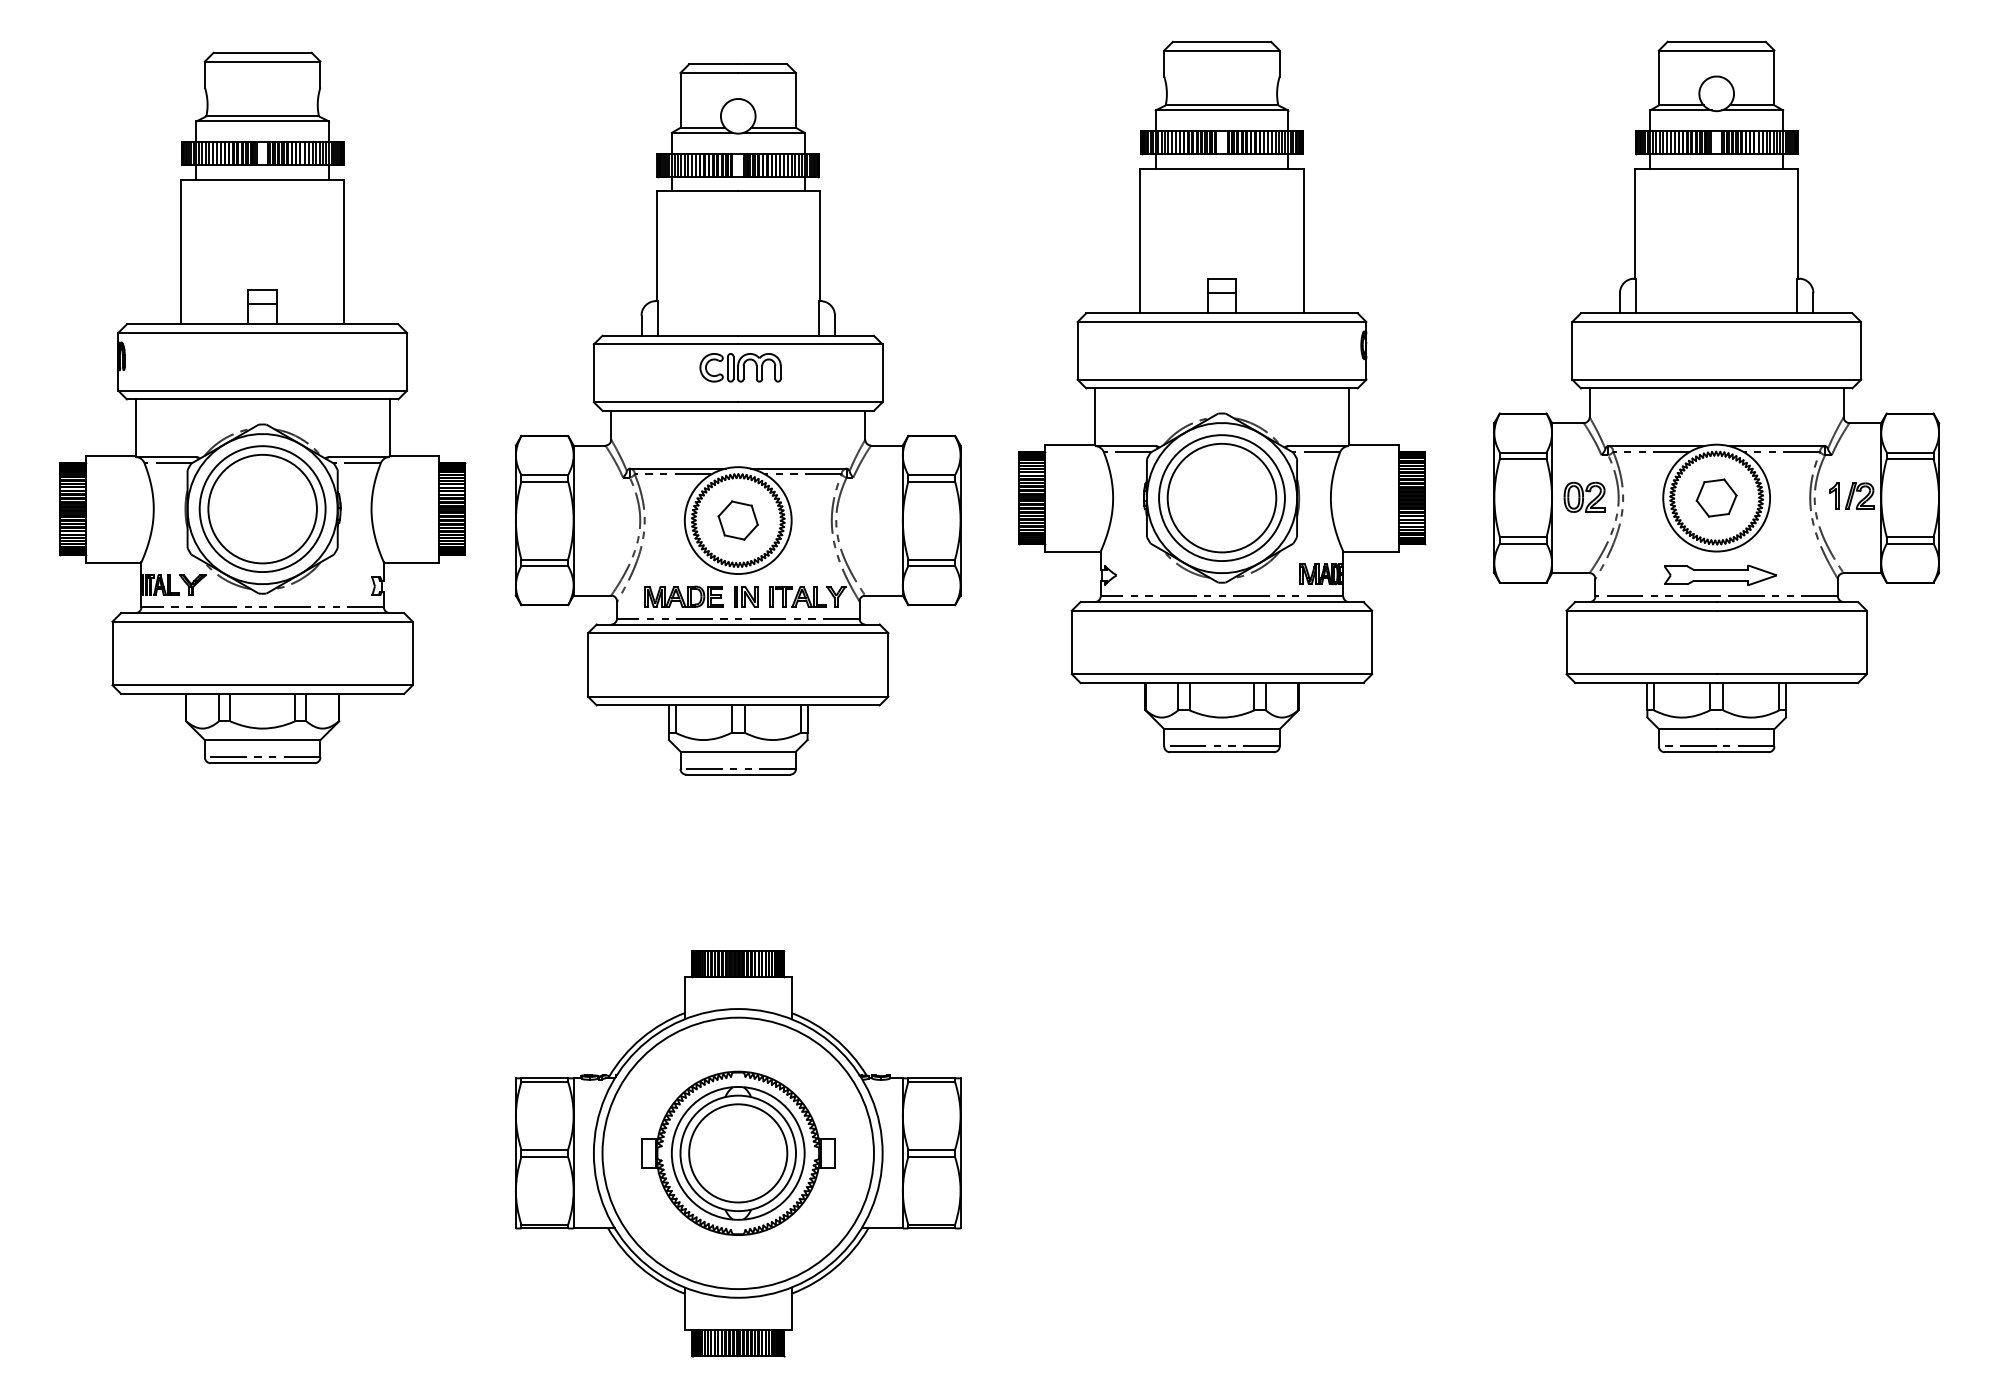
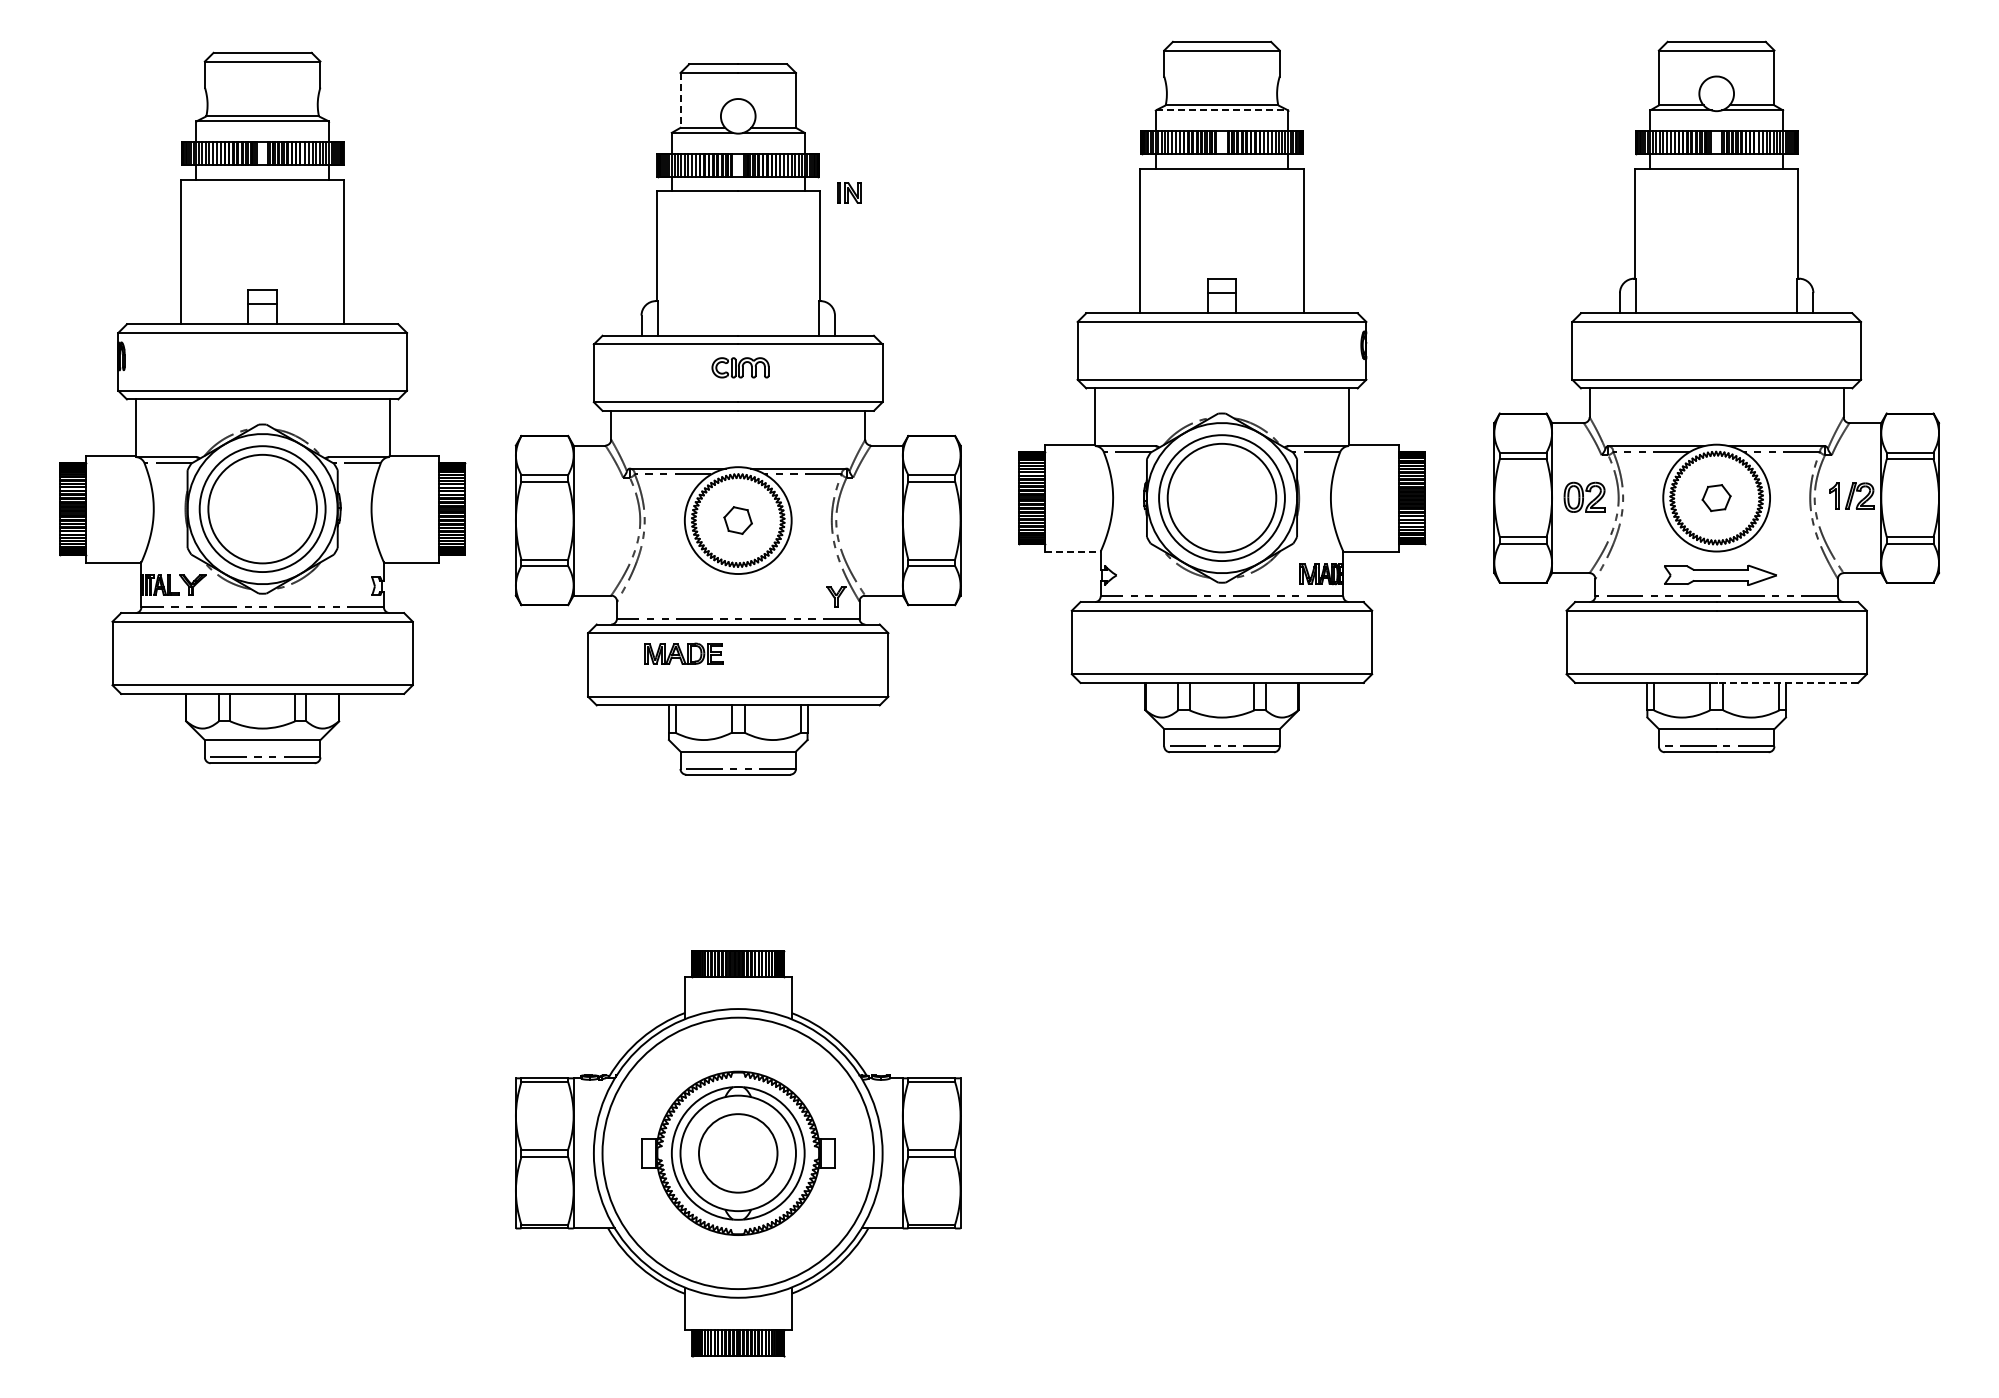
line: solid -> dashed (680, 100)
line: solid -> dashed (1222, 110)
part size: 83x30 px -> 59x22 px (740, 367)
part size: 43x40 px -> 31x29 px (1716, 498)
part size: 42x41 px -> 30x29 px (737, 520)
line: solid -> dashed (1073, 551)
part position: (683, 596) -> (683, 653) (683, 653)
part position: (746, 596) -> (849, 192) (849, 192)
part: present -> none (797, 596)
line: solid -> dashed (1787, 682)
circle diameter: 98 px -> 79 px (737, 1153)
